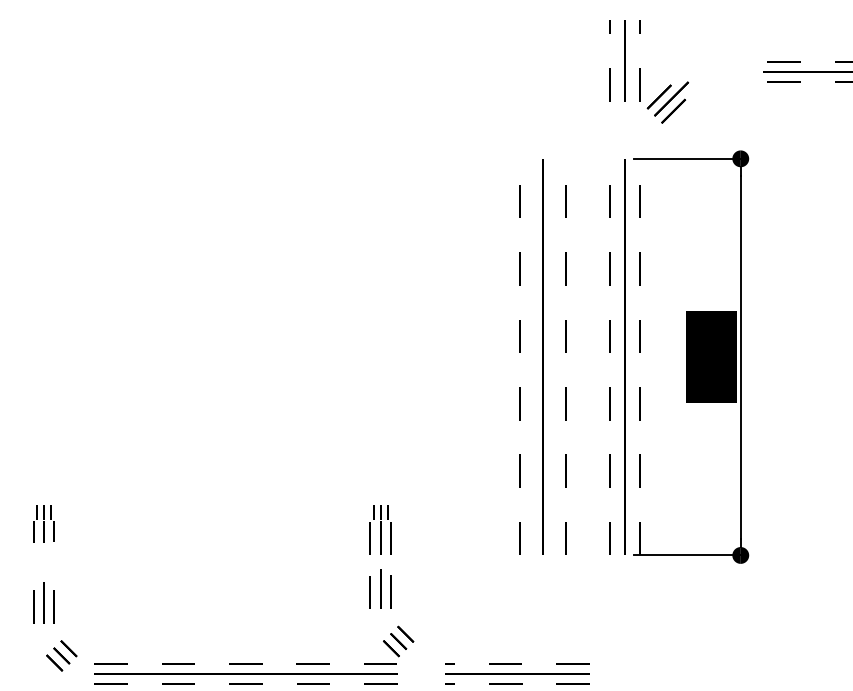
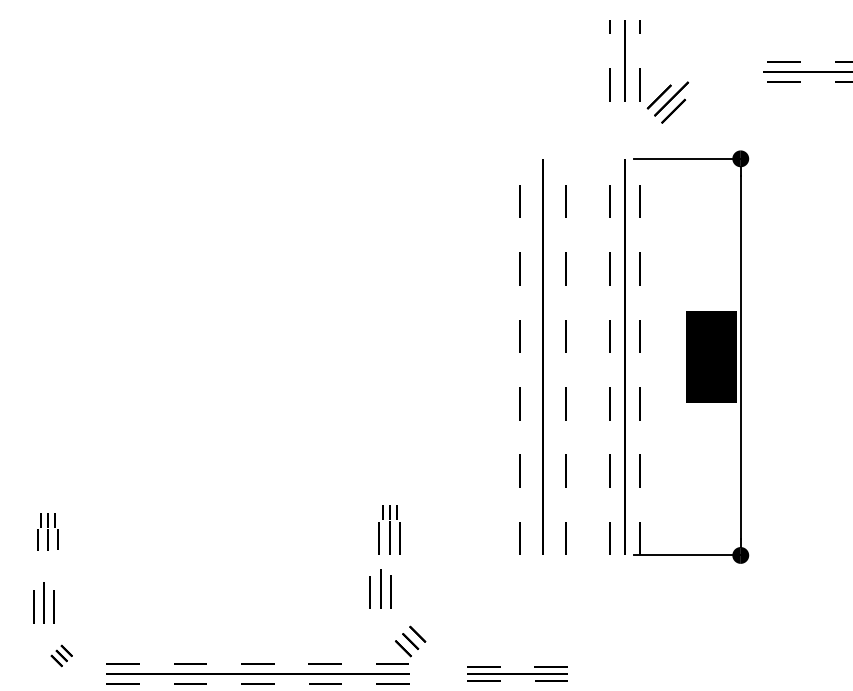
part position: (43, 523) -> (47, 531) (47, 531)
part position: (380, 529) -> (389, 529) (389, 529)
part size: 32x32 px -> 23x24 px (61, 655)
part position: (254, 663) -> (266, 663) (266, 663)
part size: 145x22 px -> 101x16 px (517, 673)
